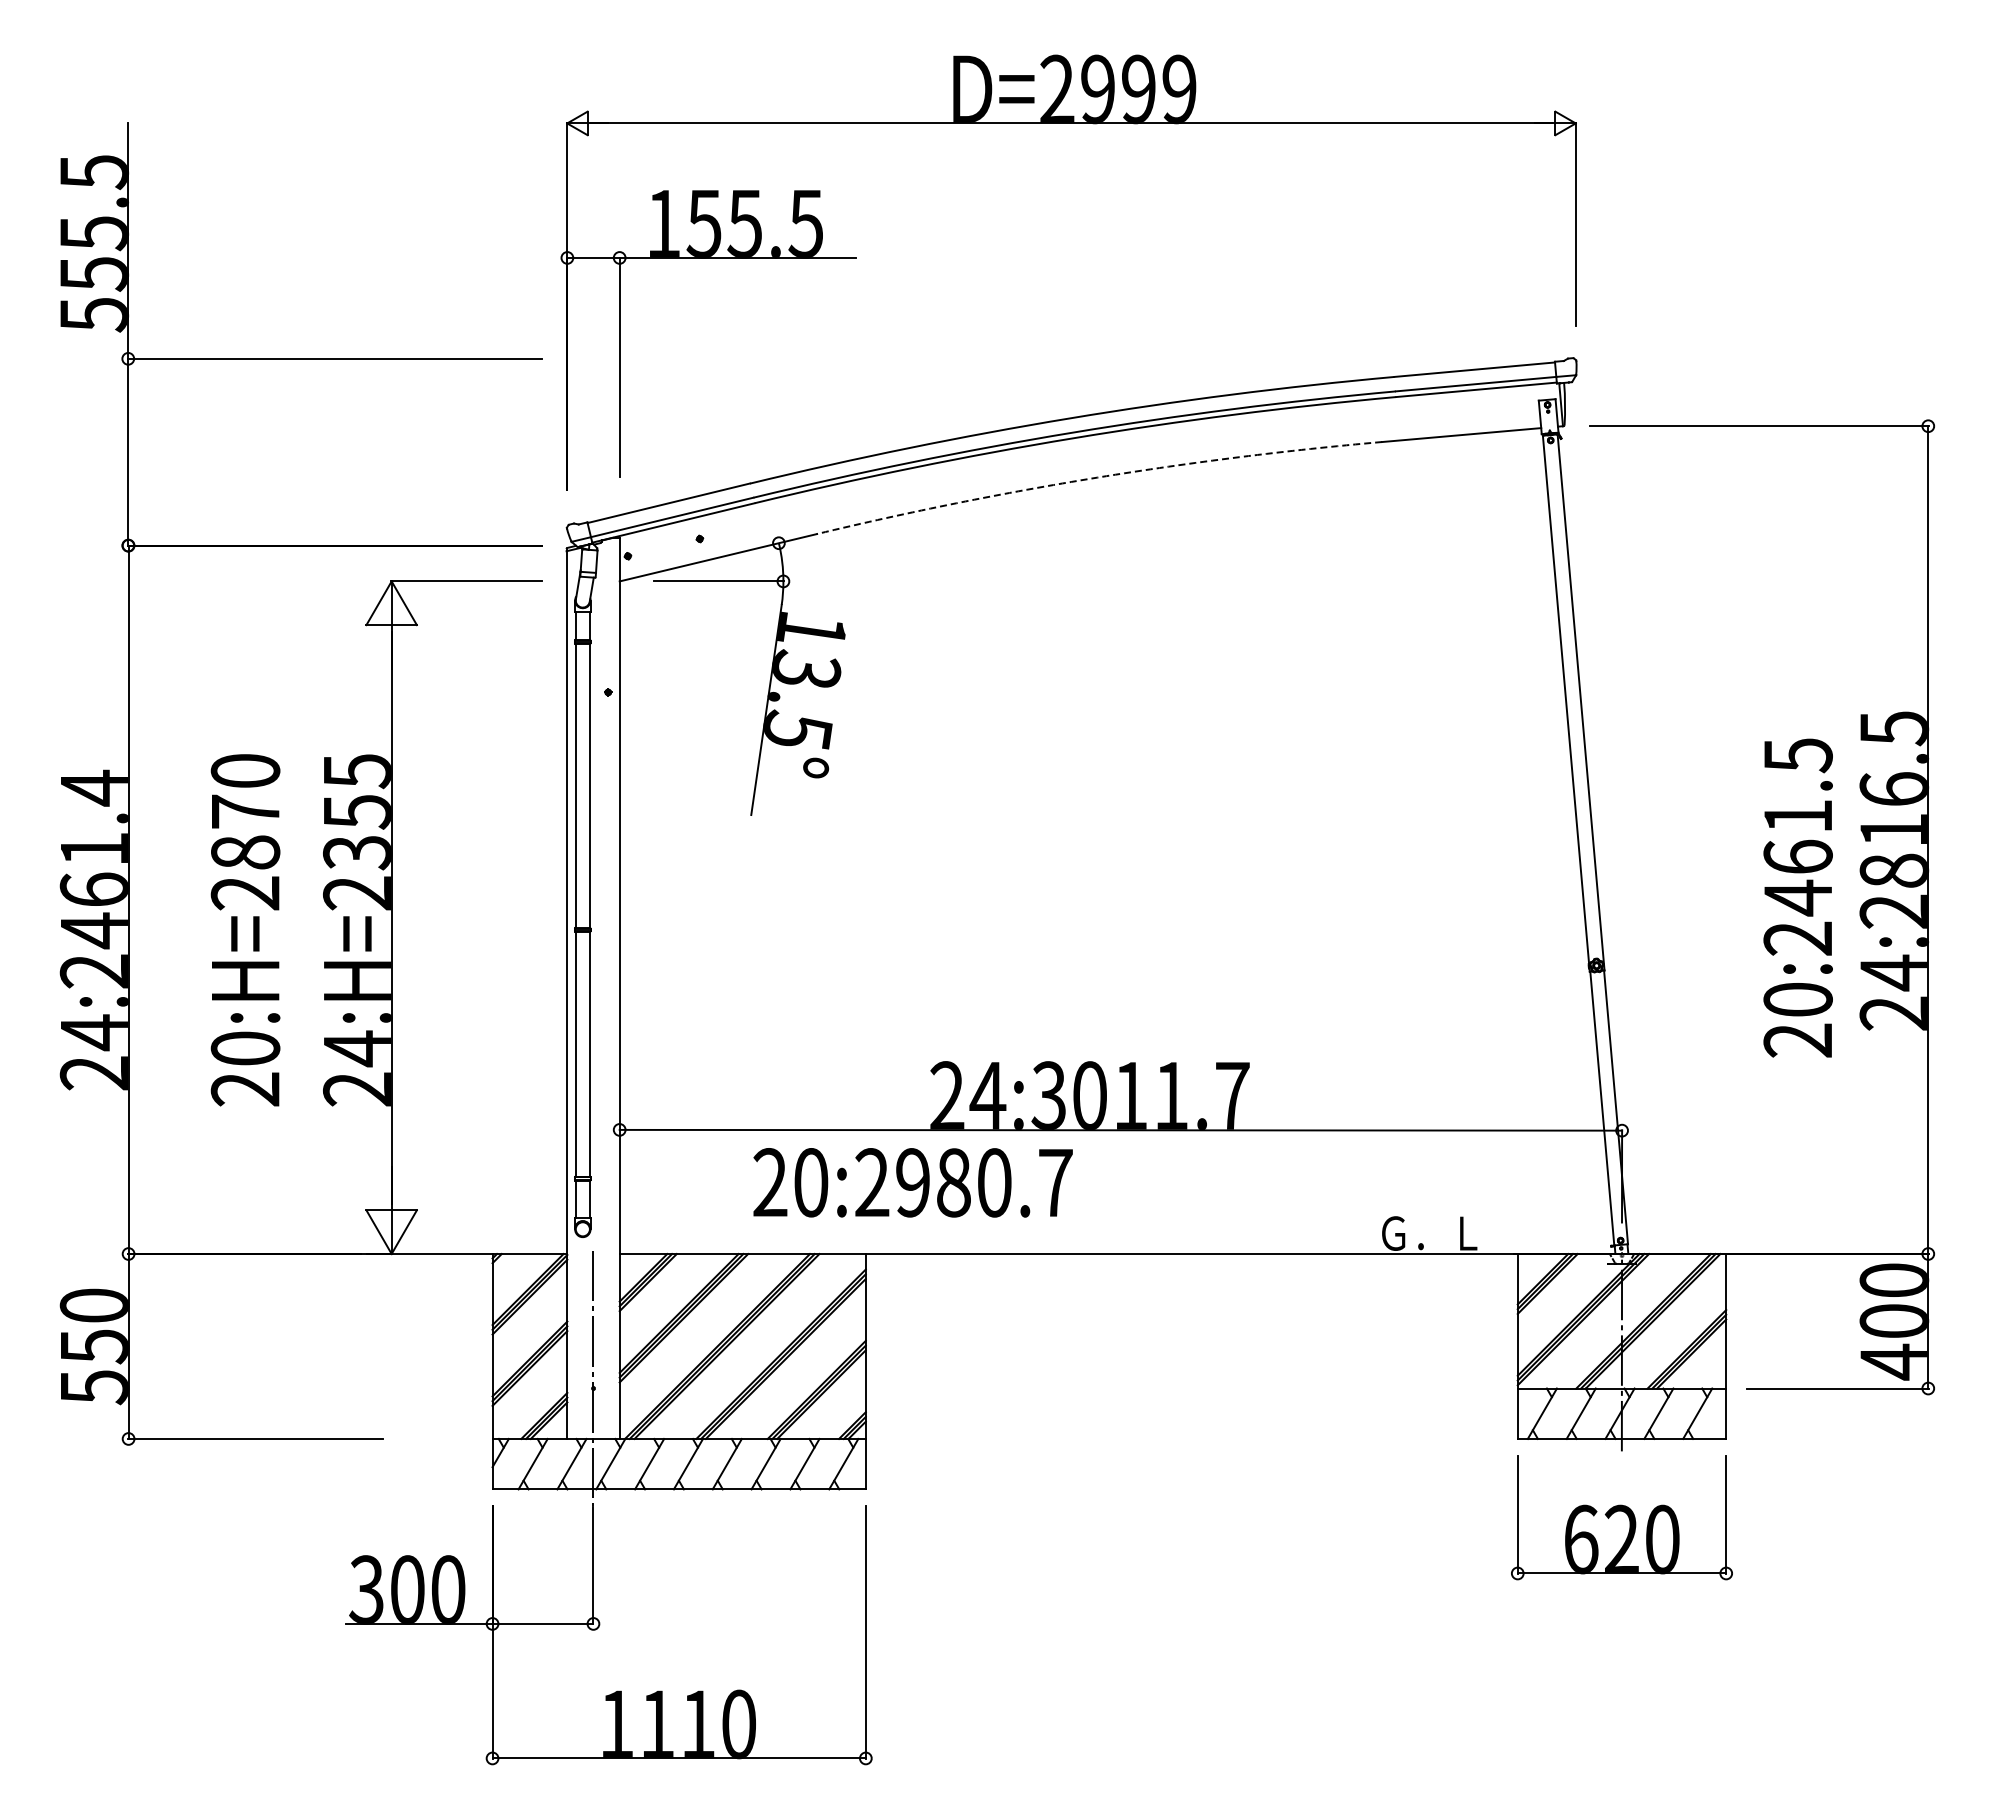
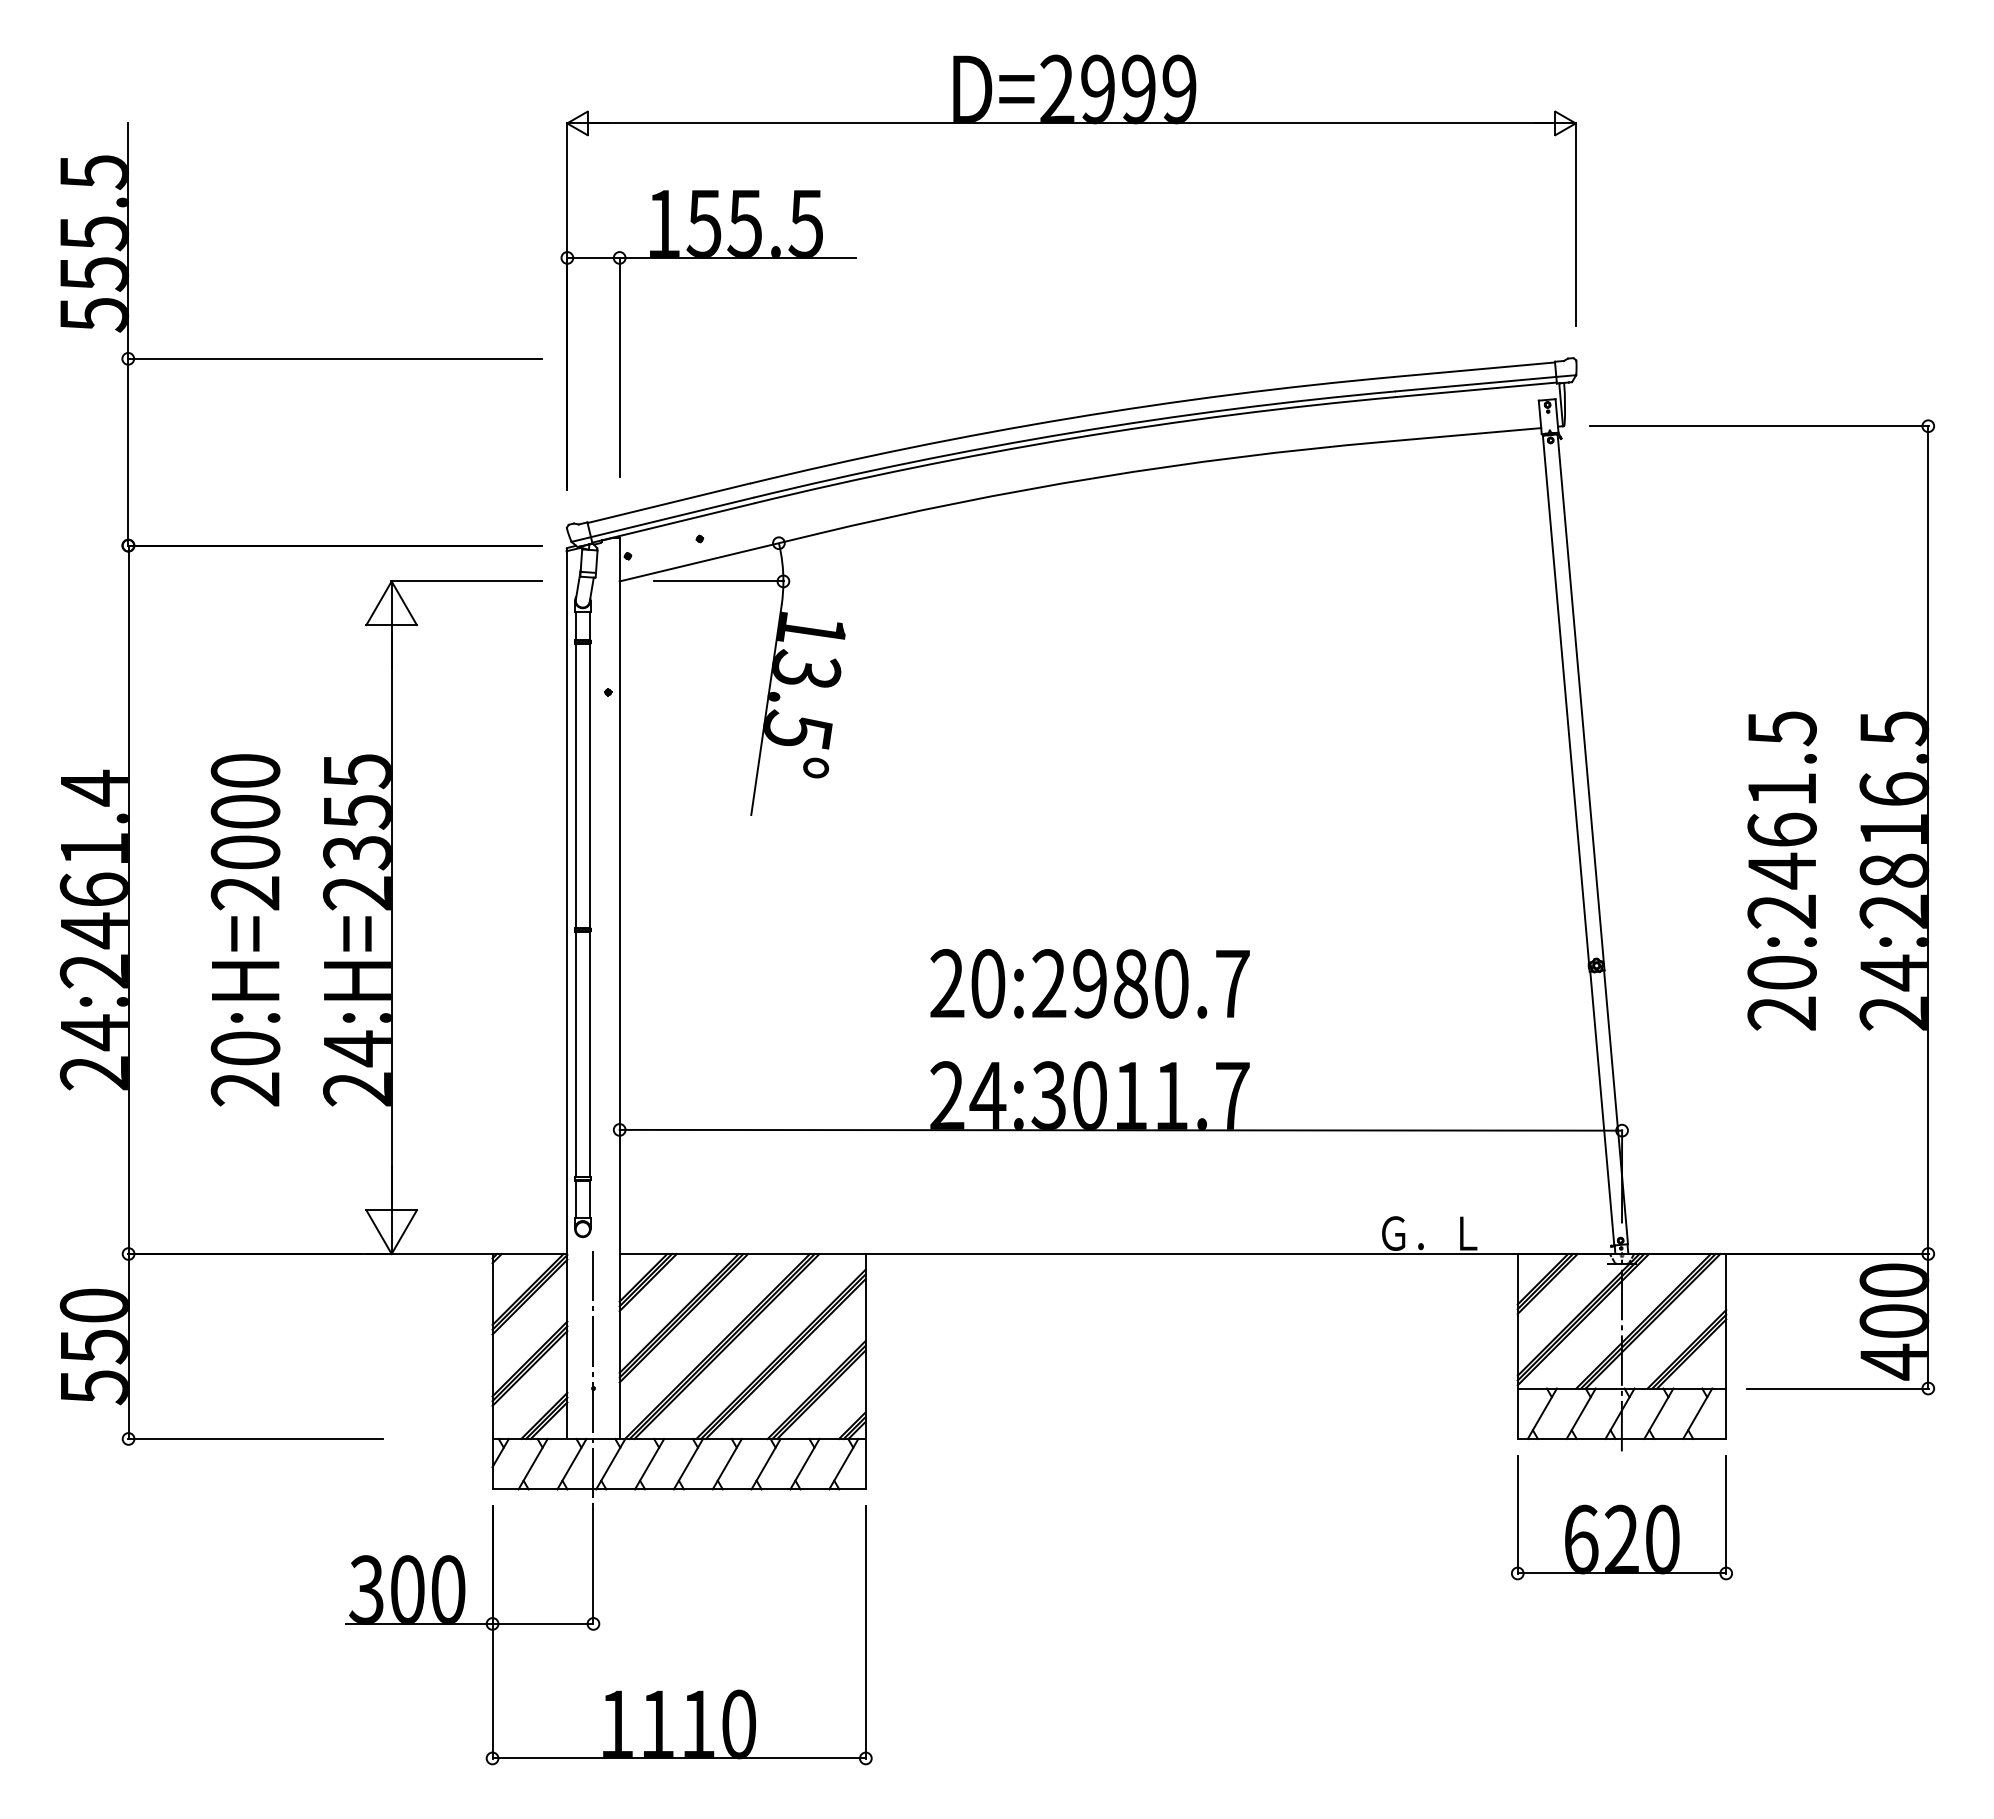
arc: dashed -> solid (1097, 477)
text: 20:H=2870 -> 20:H=2000 (245, 831)
text position: (1797, 897) -> (1781, 870) (1781, 870)
text position: (912, 1182) -> (1089, 983) (1089, 983)
